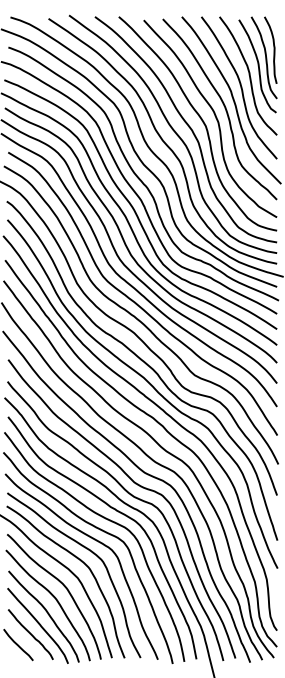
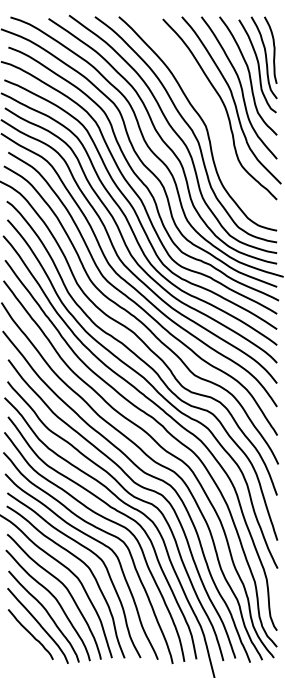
curve: present -> none (214, 116)
line: present -> none (18, 644)
